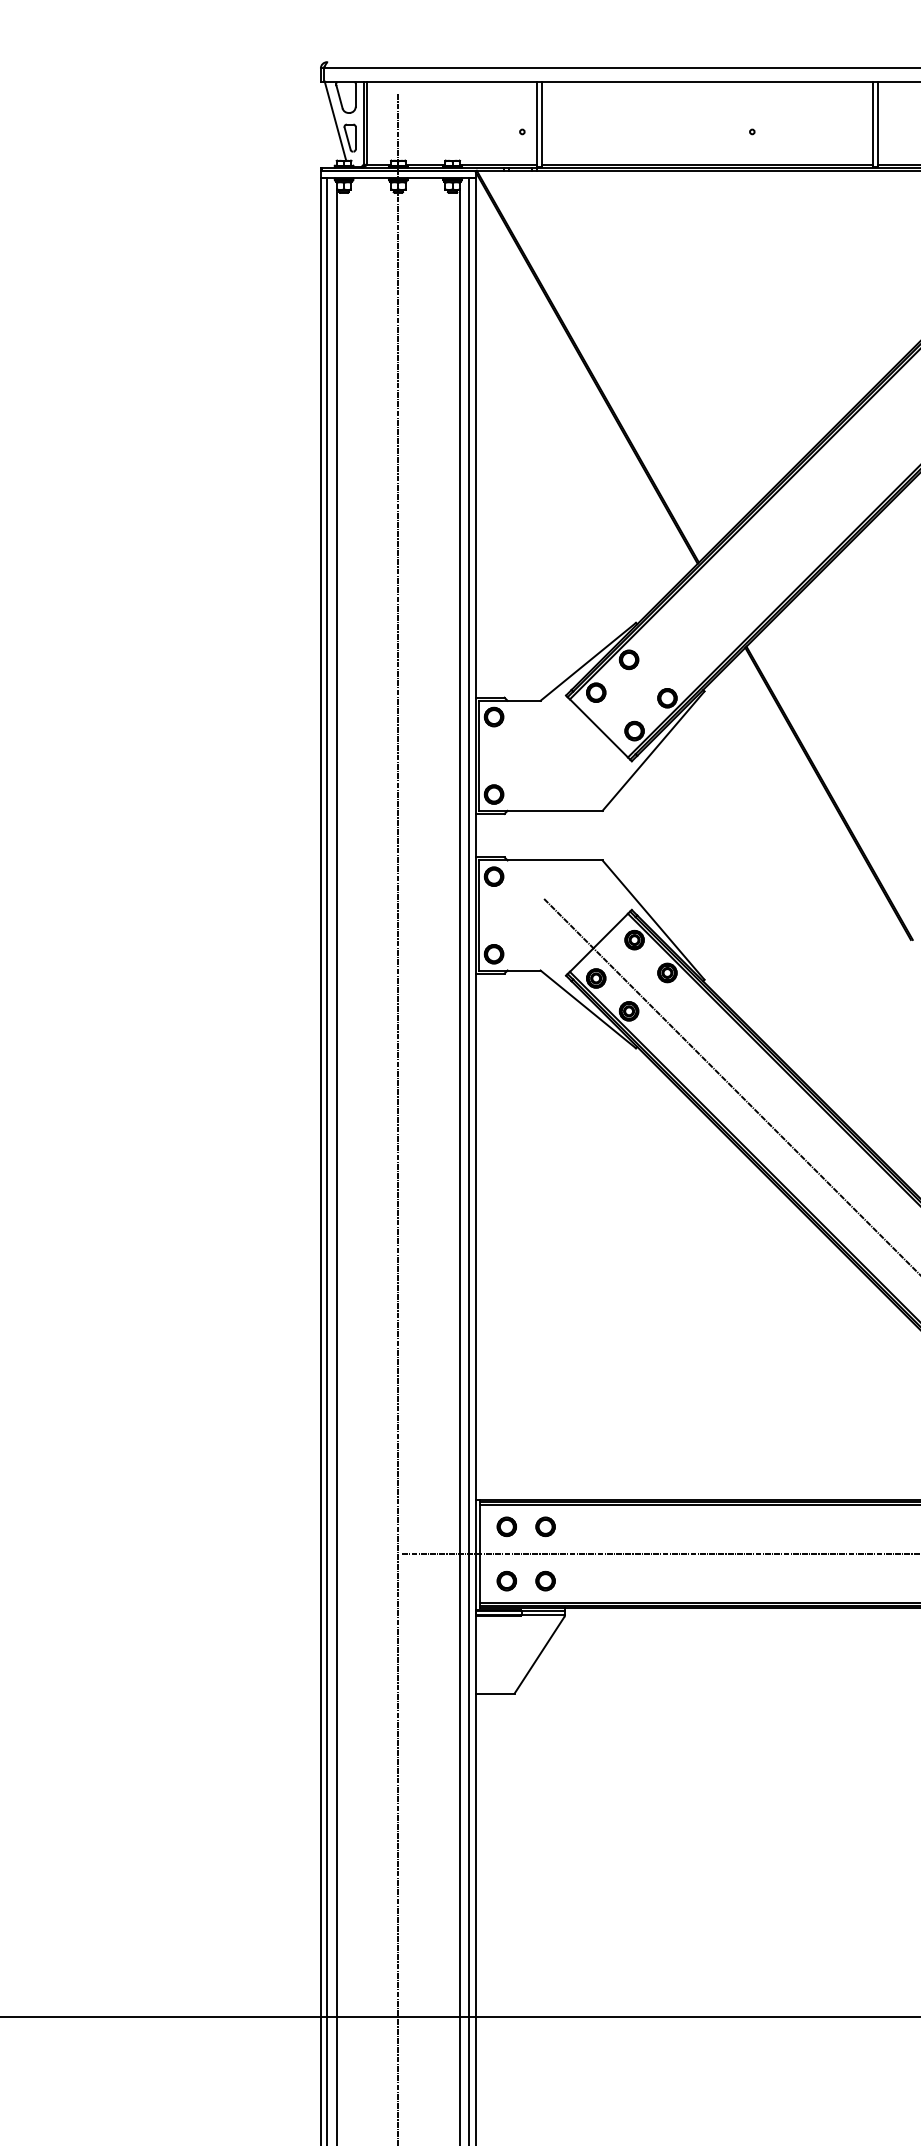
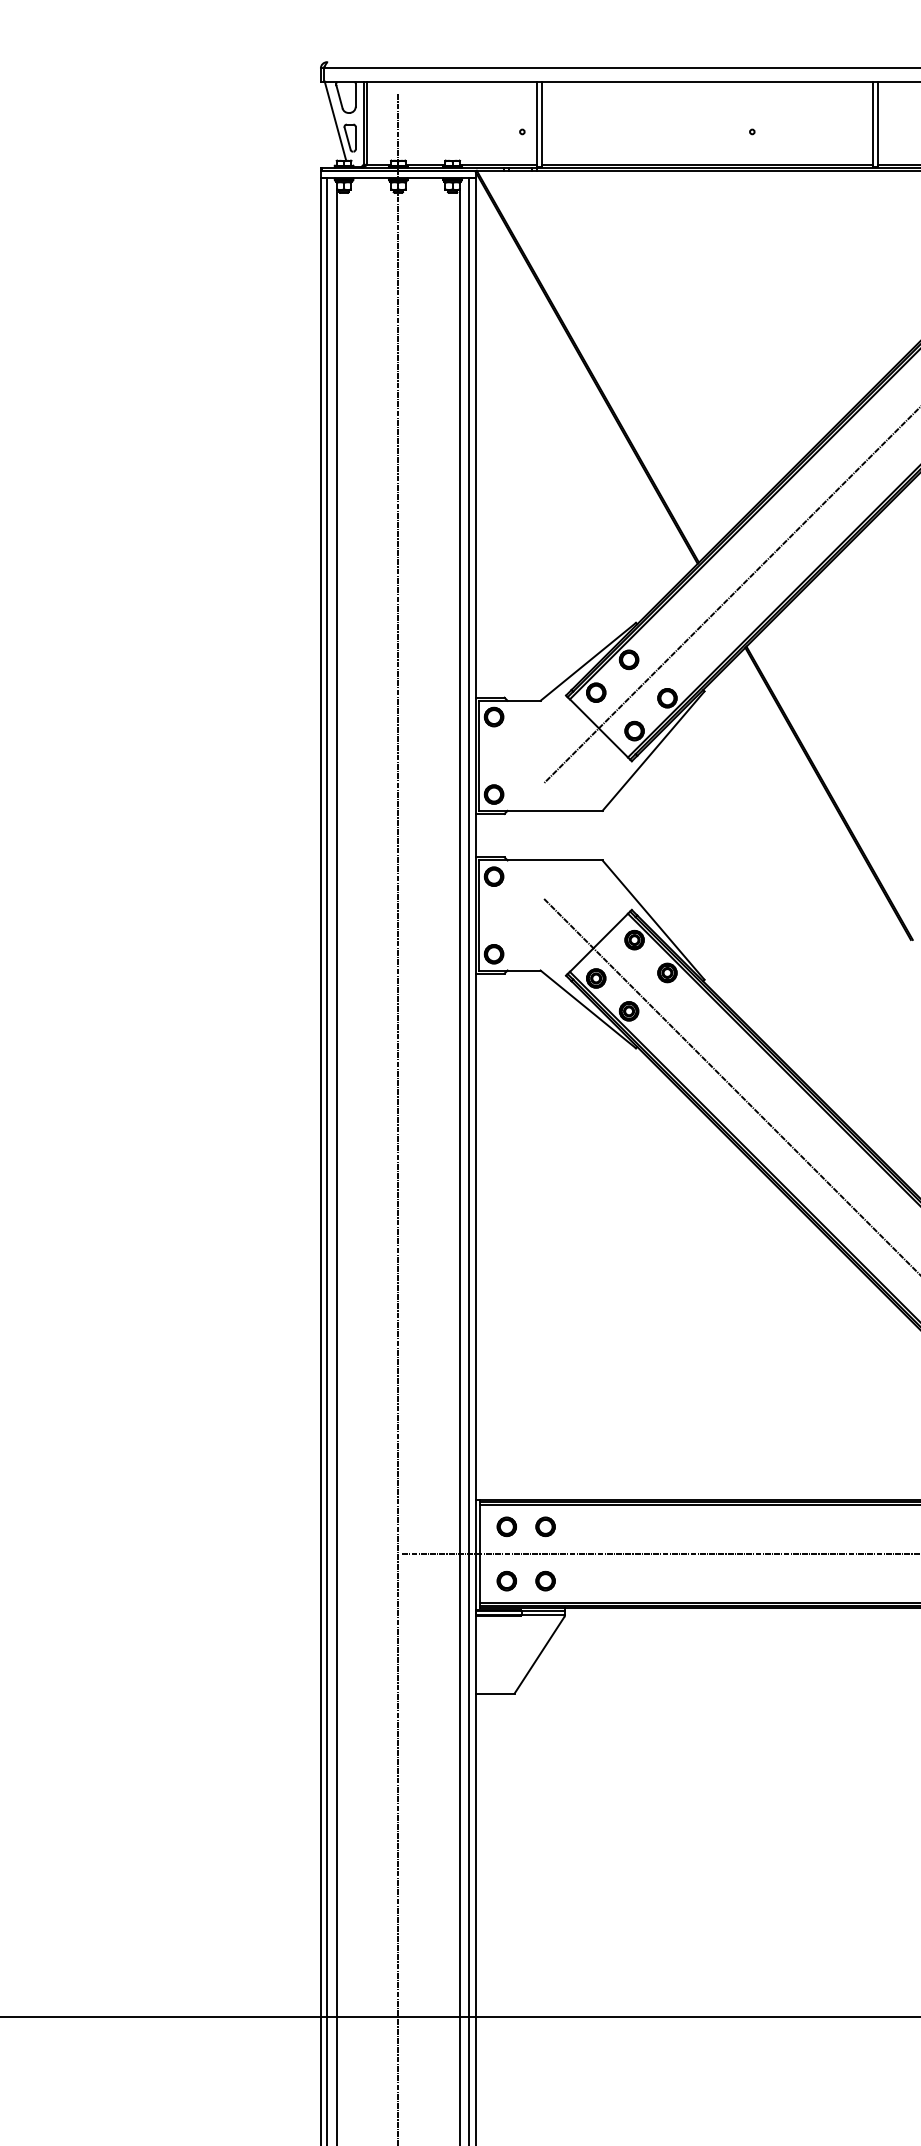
line: none -> present (730, 596)
